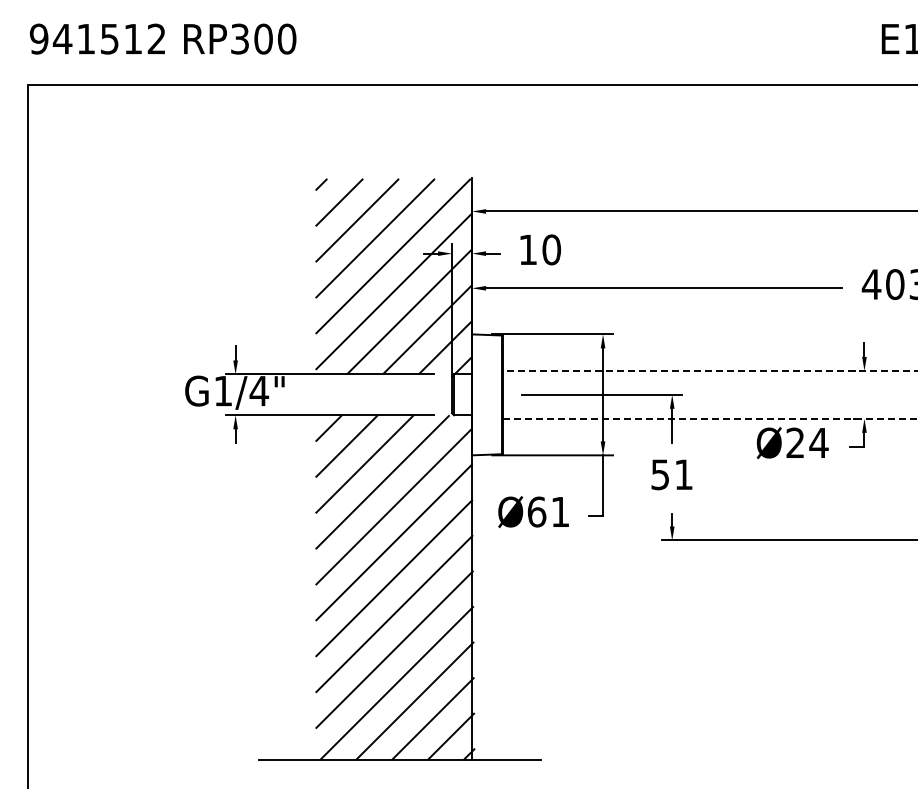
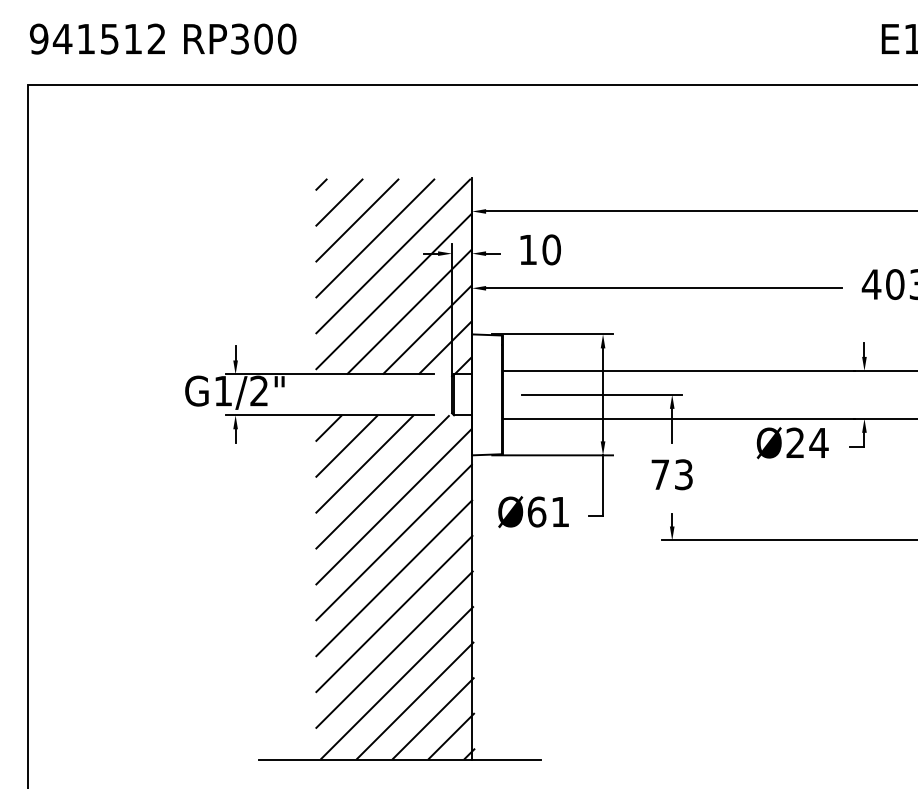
line: dashed -> solid (709, 370)
text: G1/4" -> G1/2" (259, 390)
line: dashed -> solid (710, 418)
text: 51 -> 73 (671, 474)
